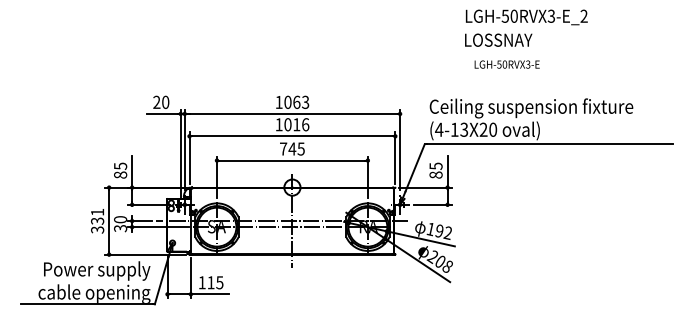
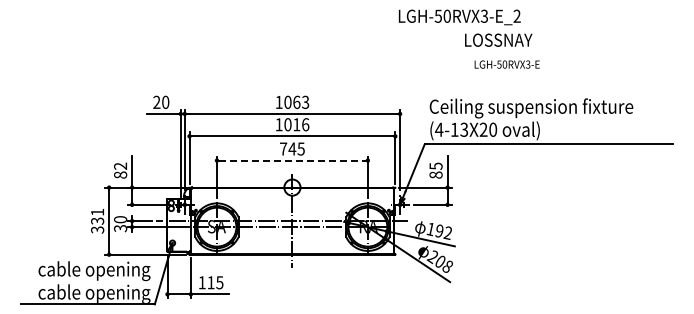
text position: (526, 17) -> (459, 17) (459, 17)
line: solid -> dashed (292, 160)
text: 85 -> 82 (120, 165)
text: Power supply -> cable opening (94, 271)
